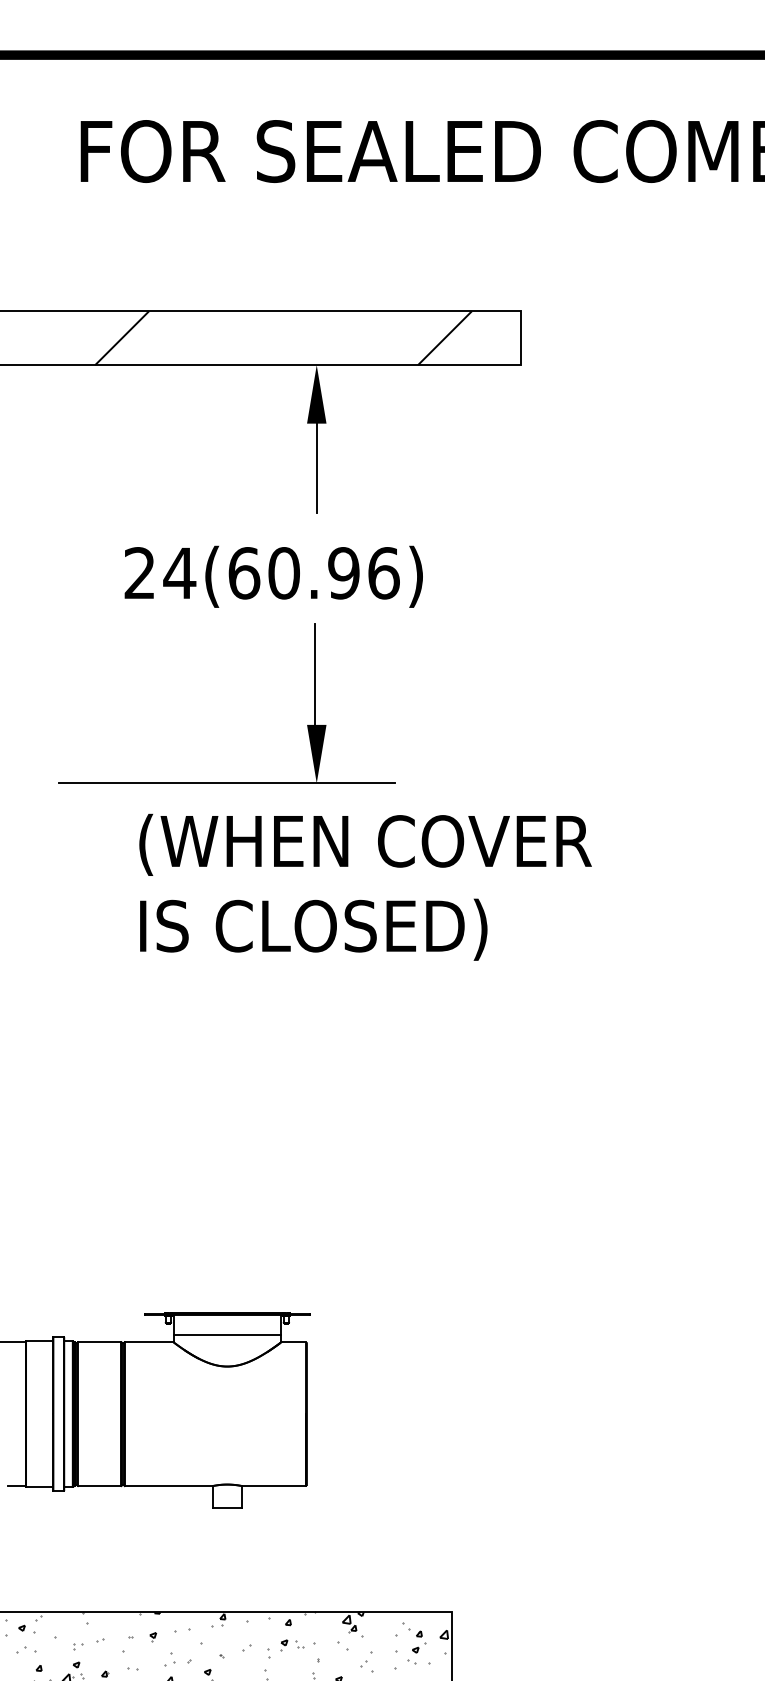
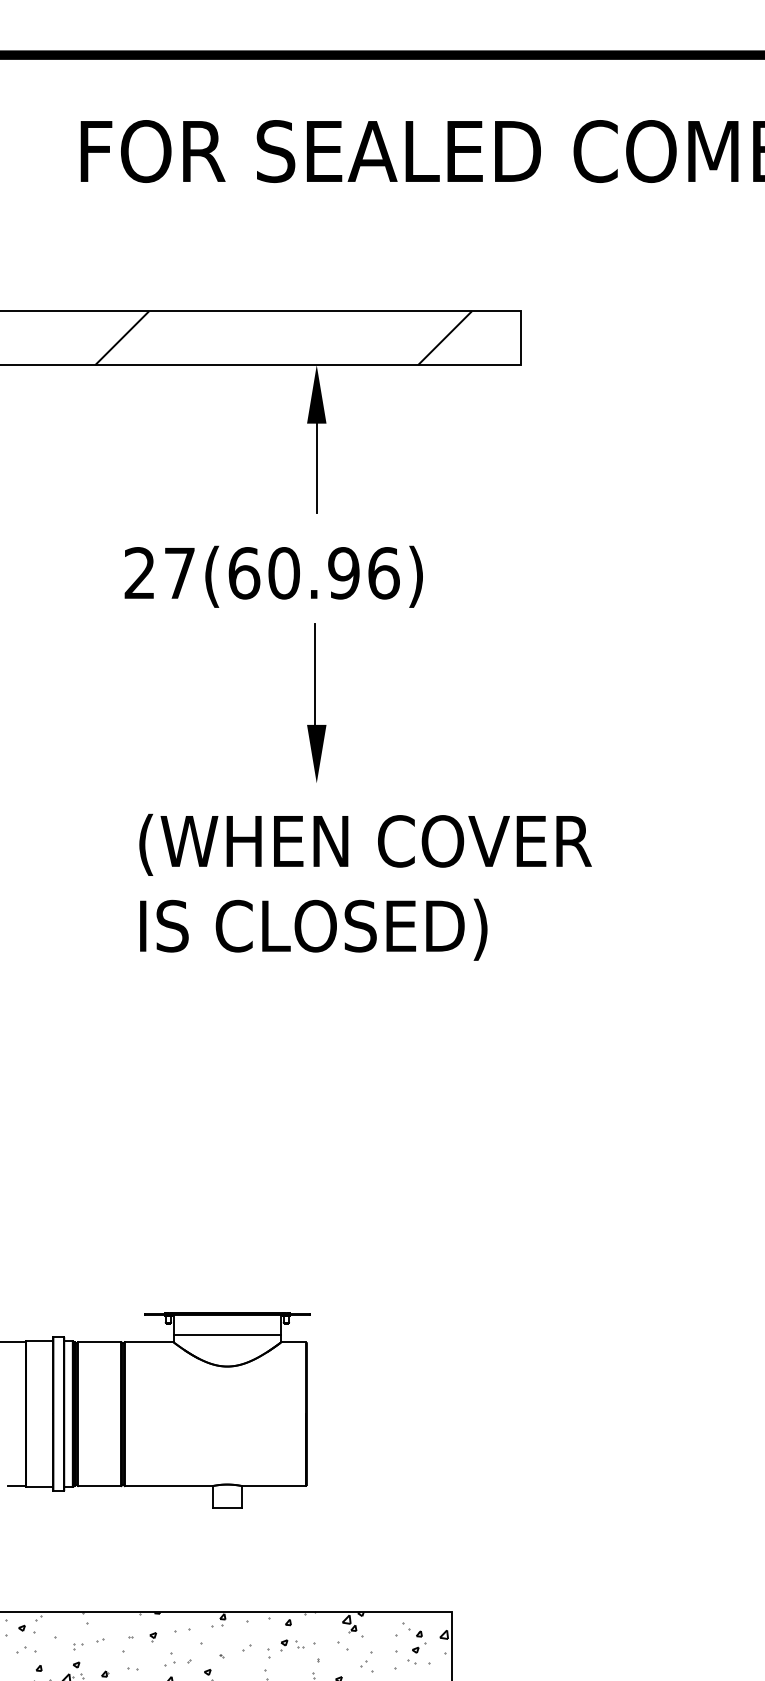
text: 24(60.96) -> 27(60.96) (179, 572)
line: present -> none (227, 783)
